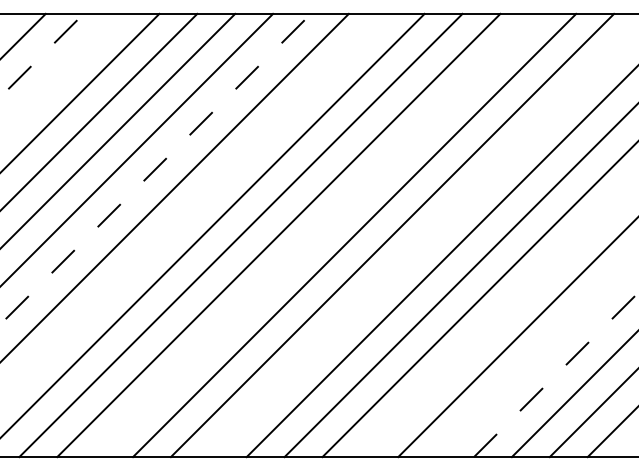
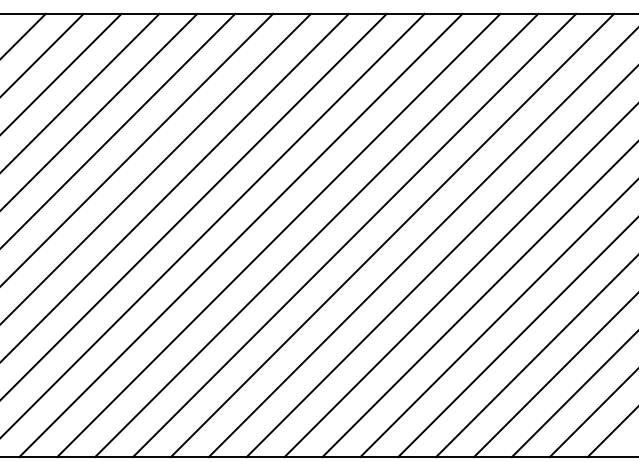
line: dashed -> solid (41, 55)
line: none -> present (61, 72)
line: dashed -> solid (156, 168)
line: none -> present (194, 205)
line: none -> present (316, 235)
line: none -> present (421, 243)
line: none -> present (497, 319)
line: none -> present (535, 357)
line: dashed -> solid (556, 374)
